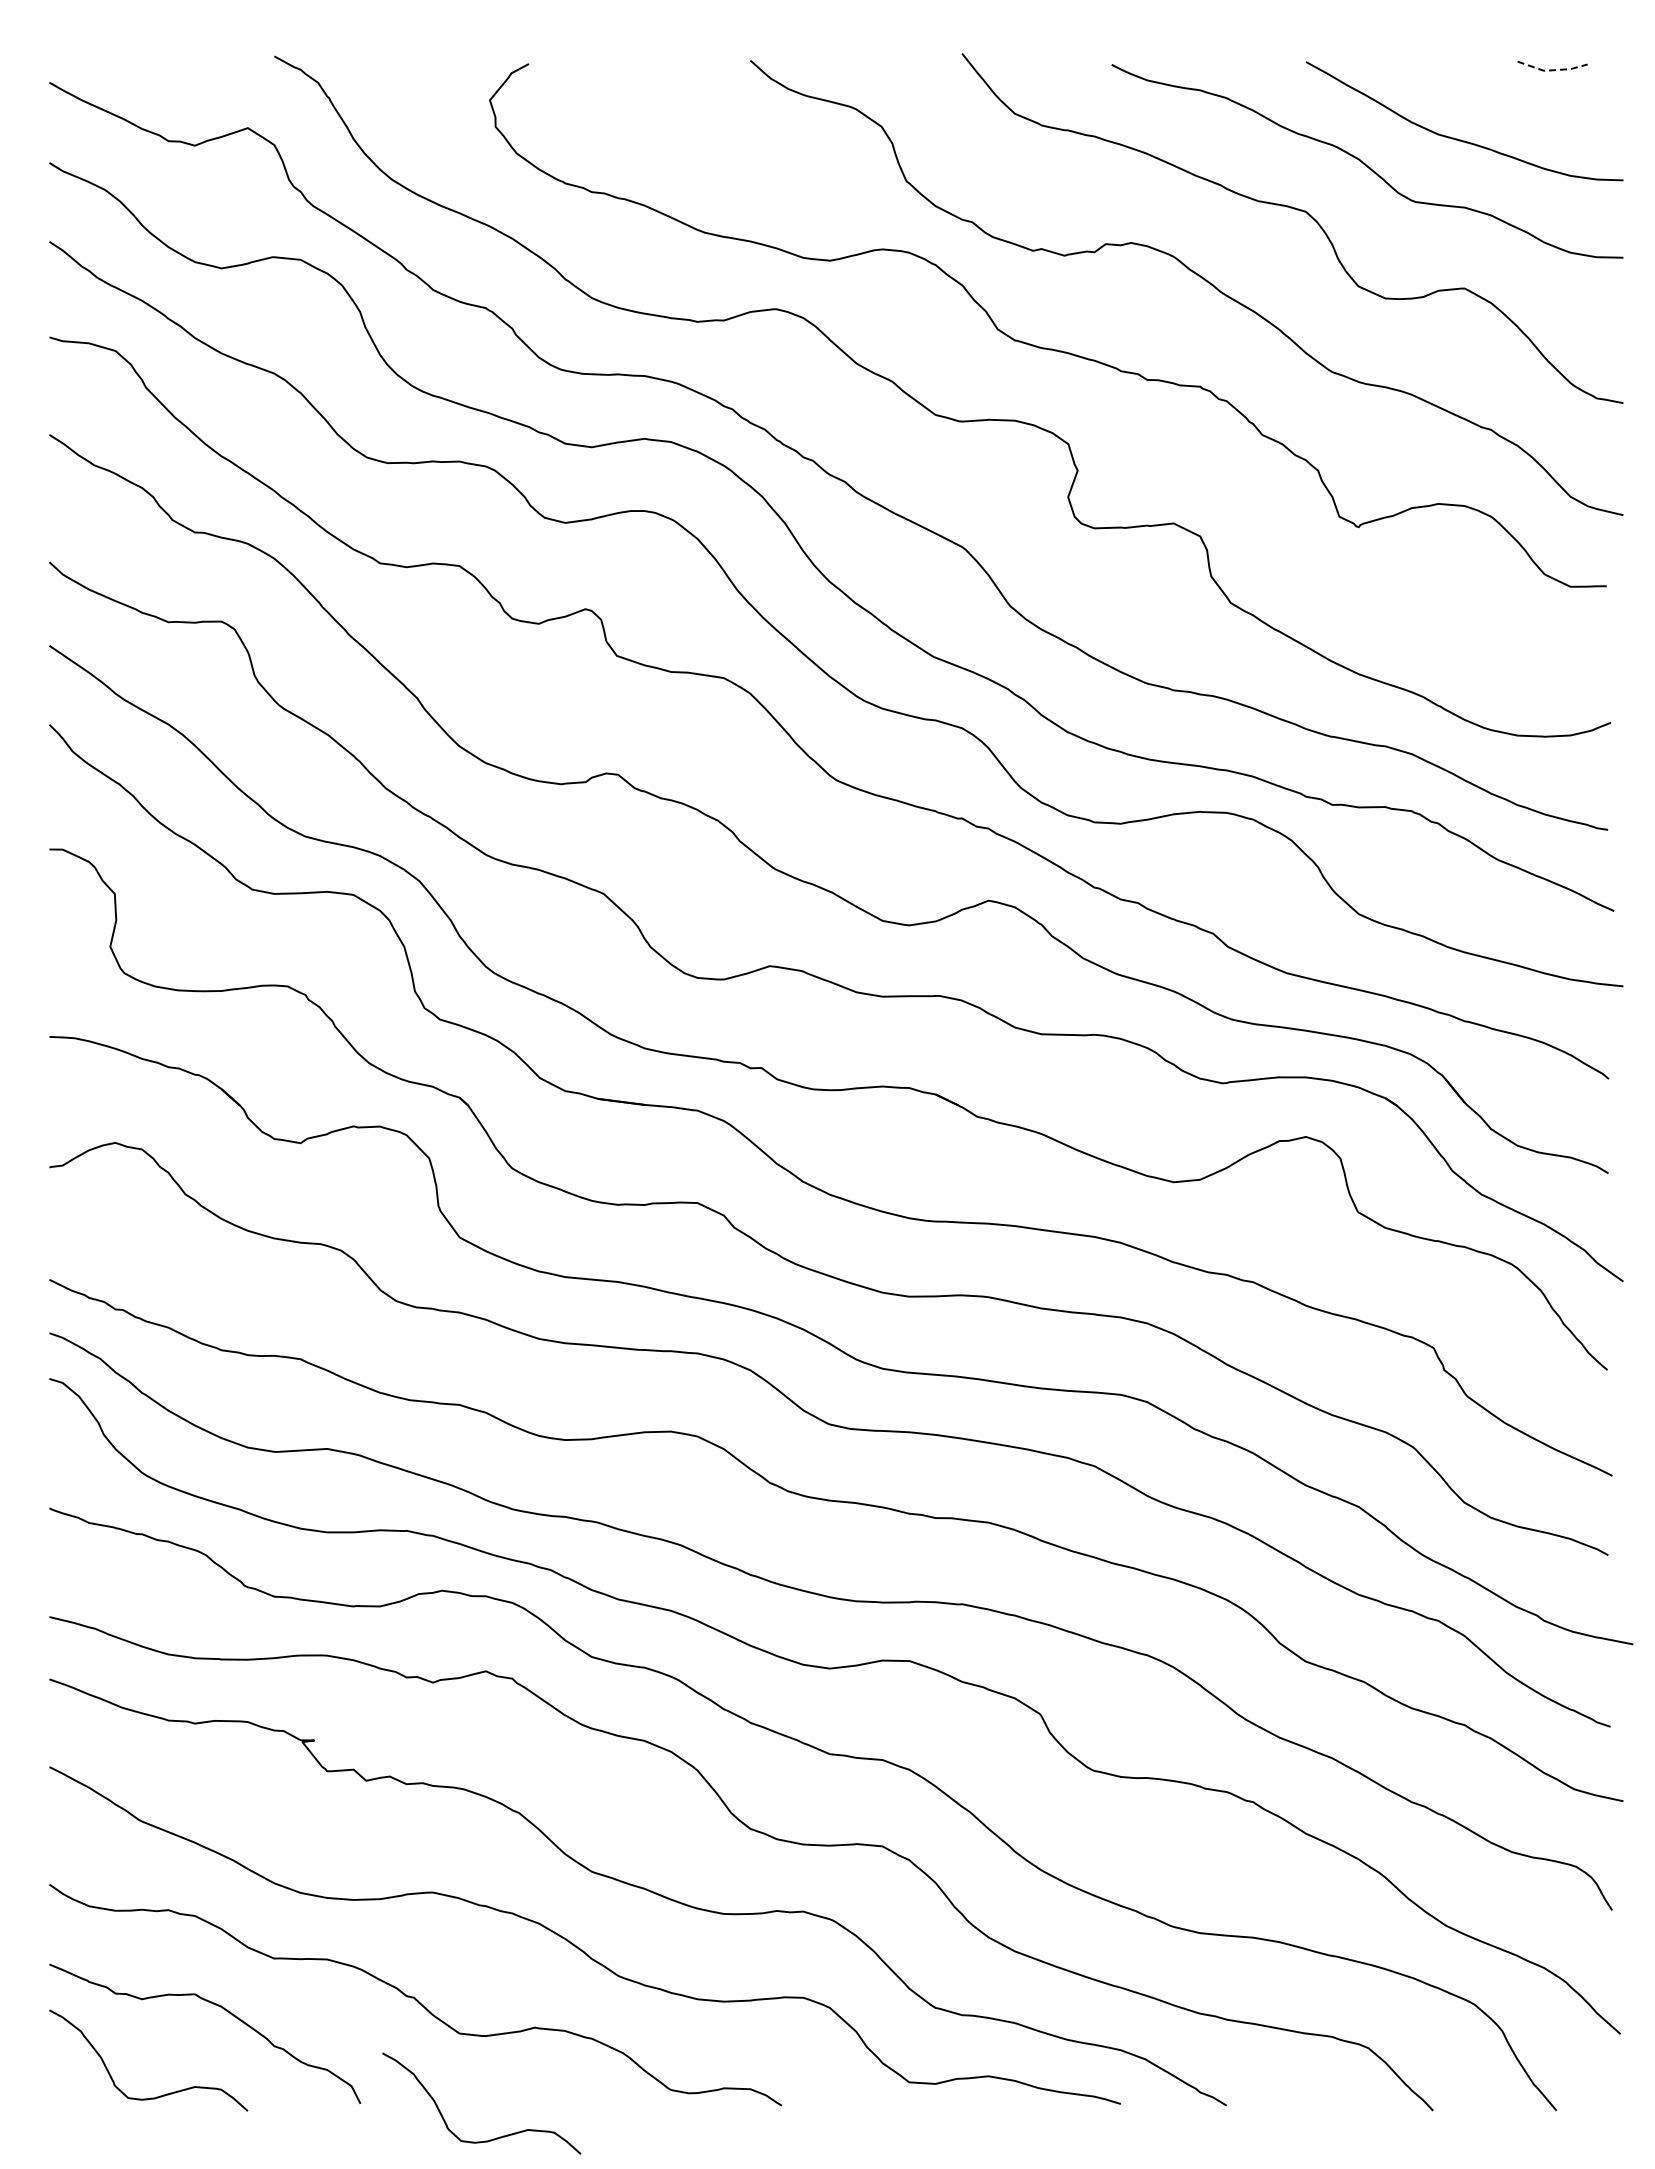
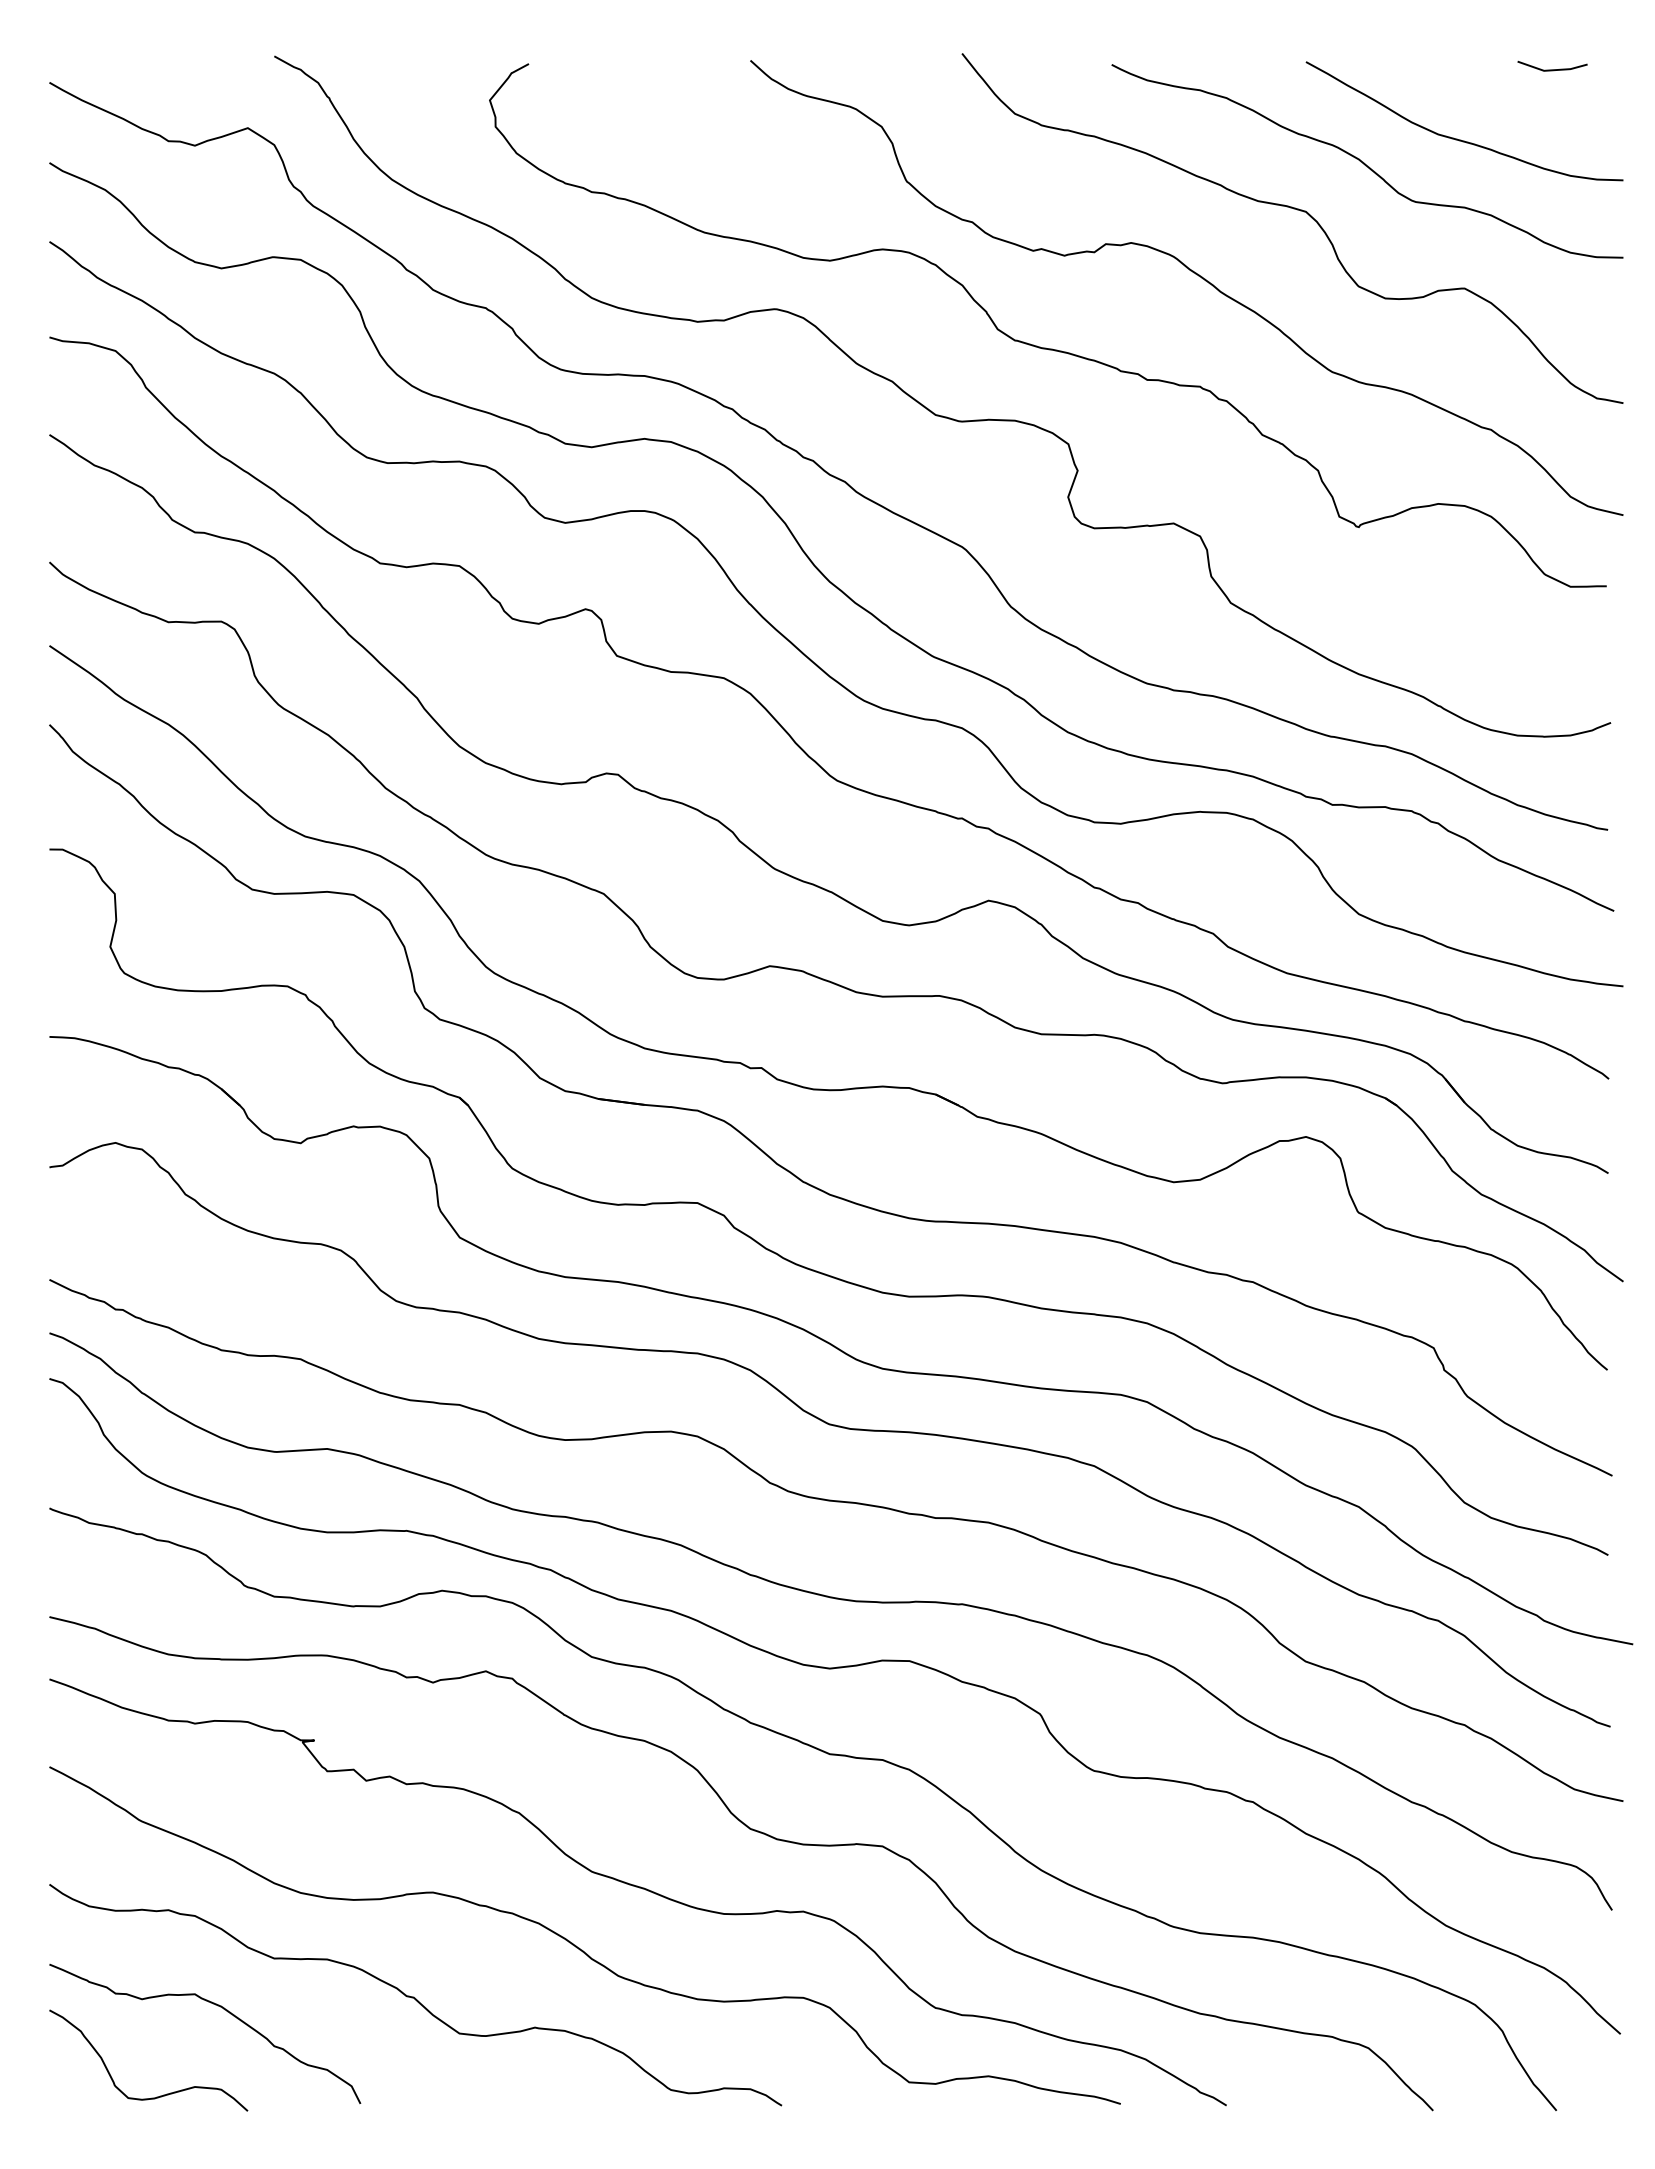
line: dashed -> solid (1551, 70)
curve: present -> none (489, 2139)
